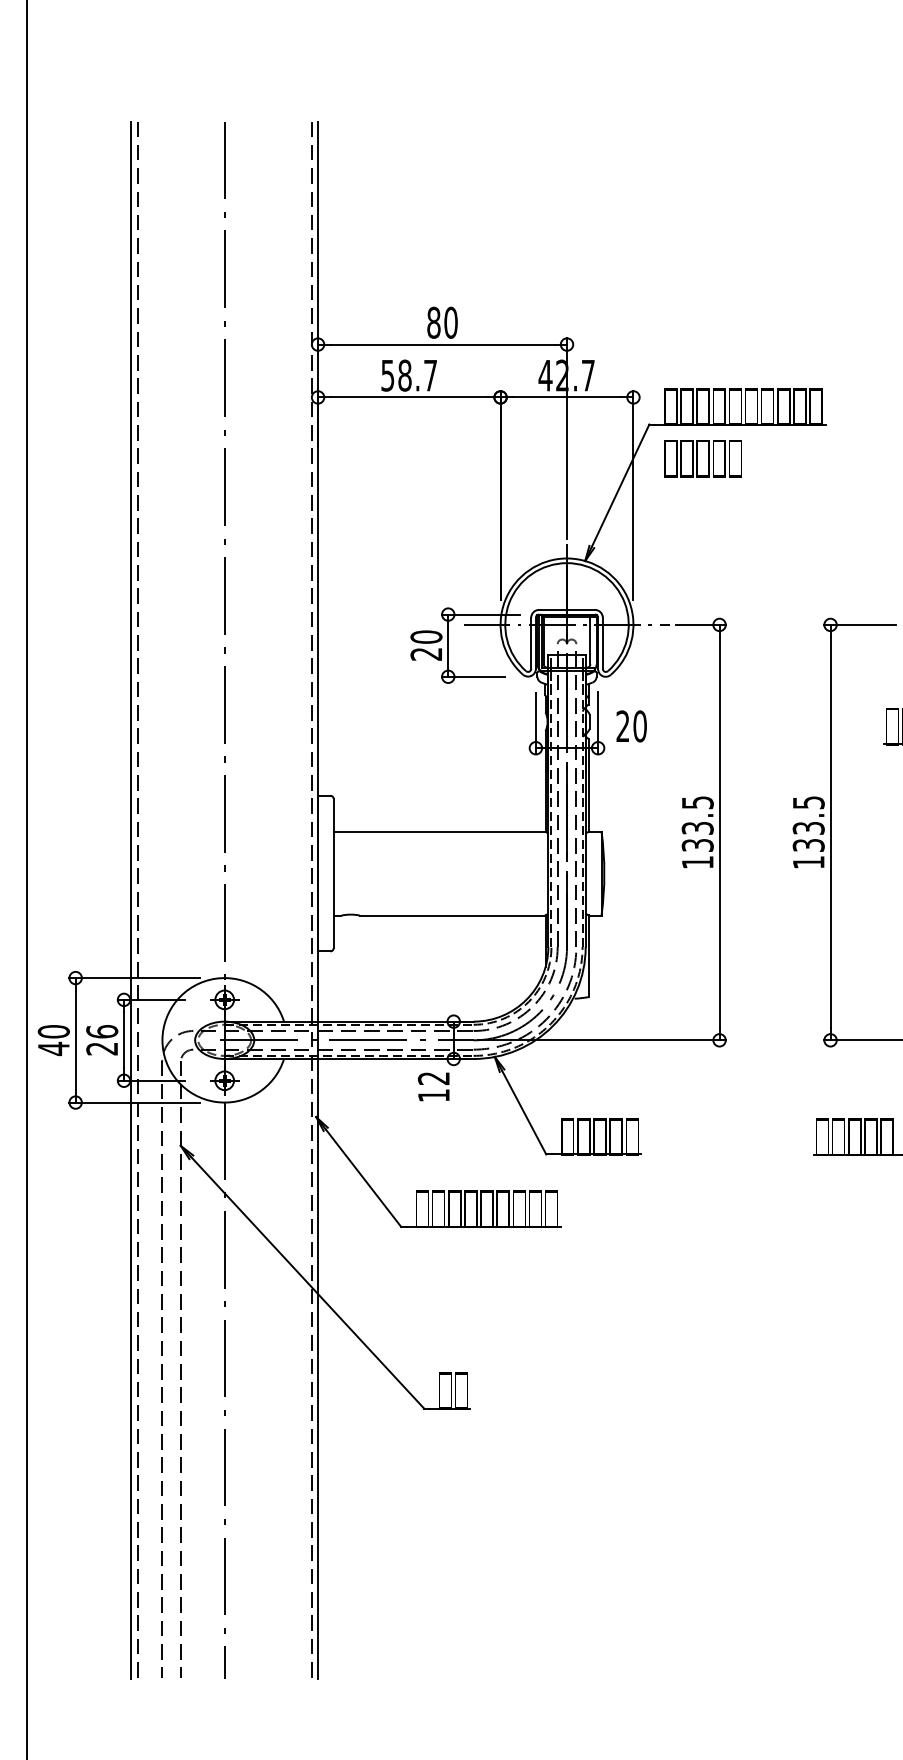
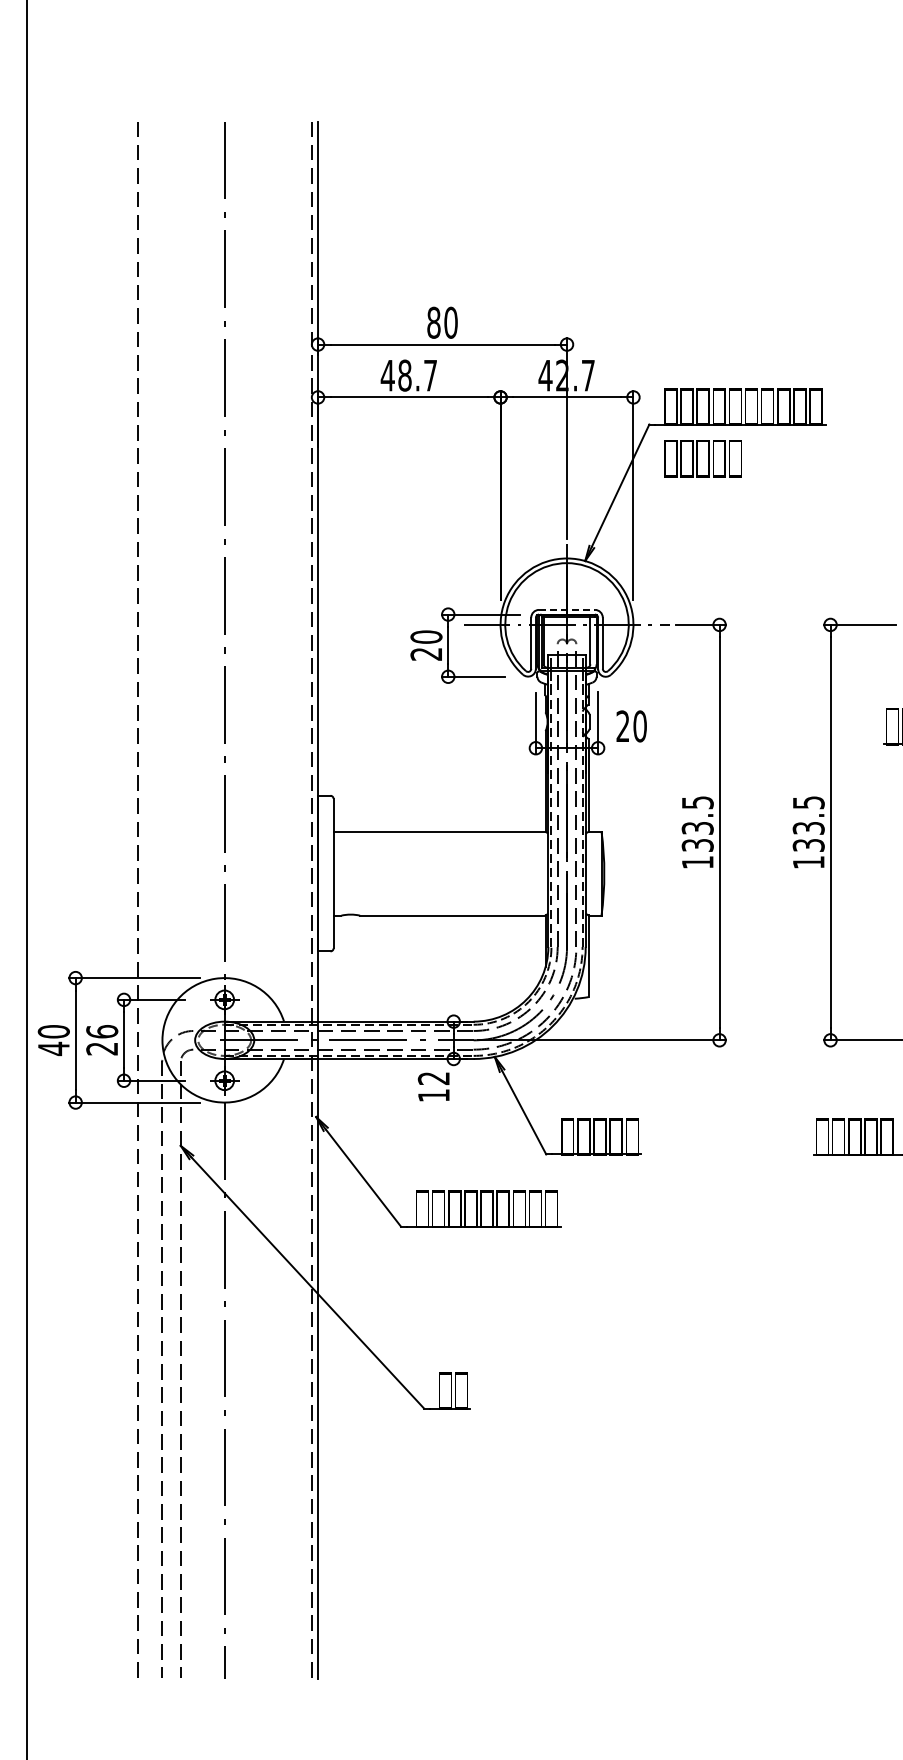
text: 58.7 -> 48.7 (387, 375)
line: solid -> dashed (567, 609)
line: present -> none (131, 900)
